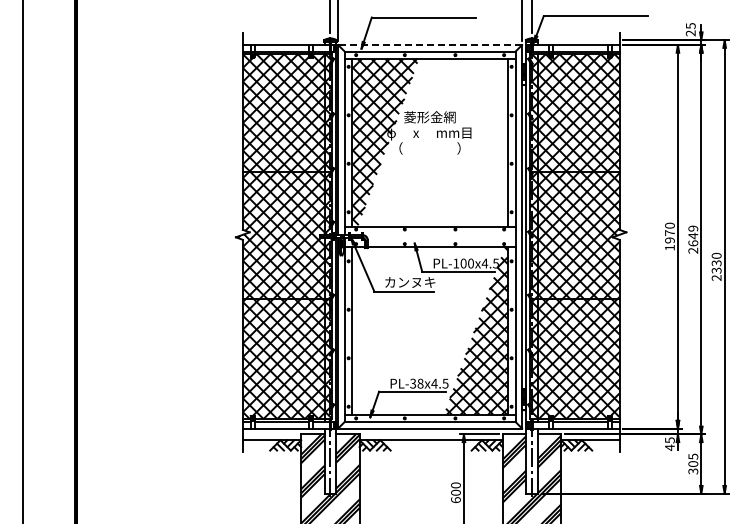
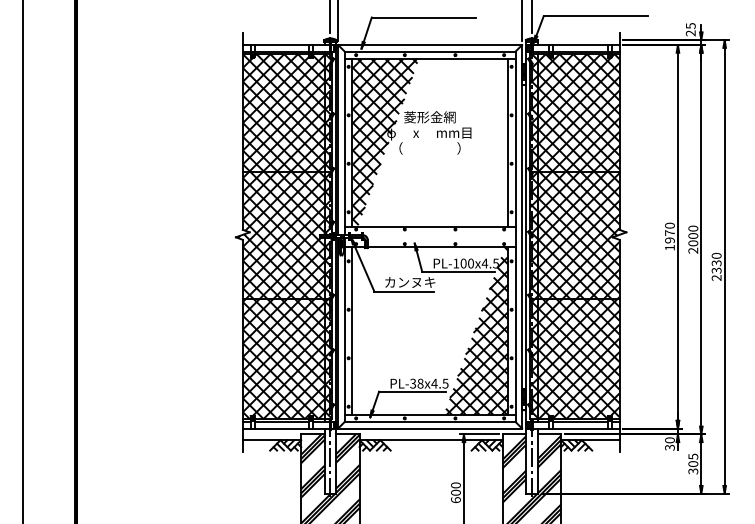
line: dashed -> solid (430, 45)
text: 2649 -> 2000 (693, 235)
text: 45 -> 30 (669, 444)
